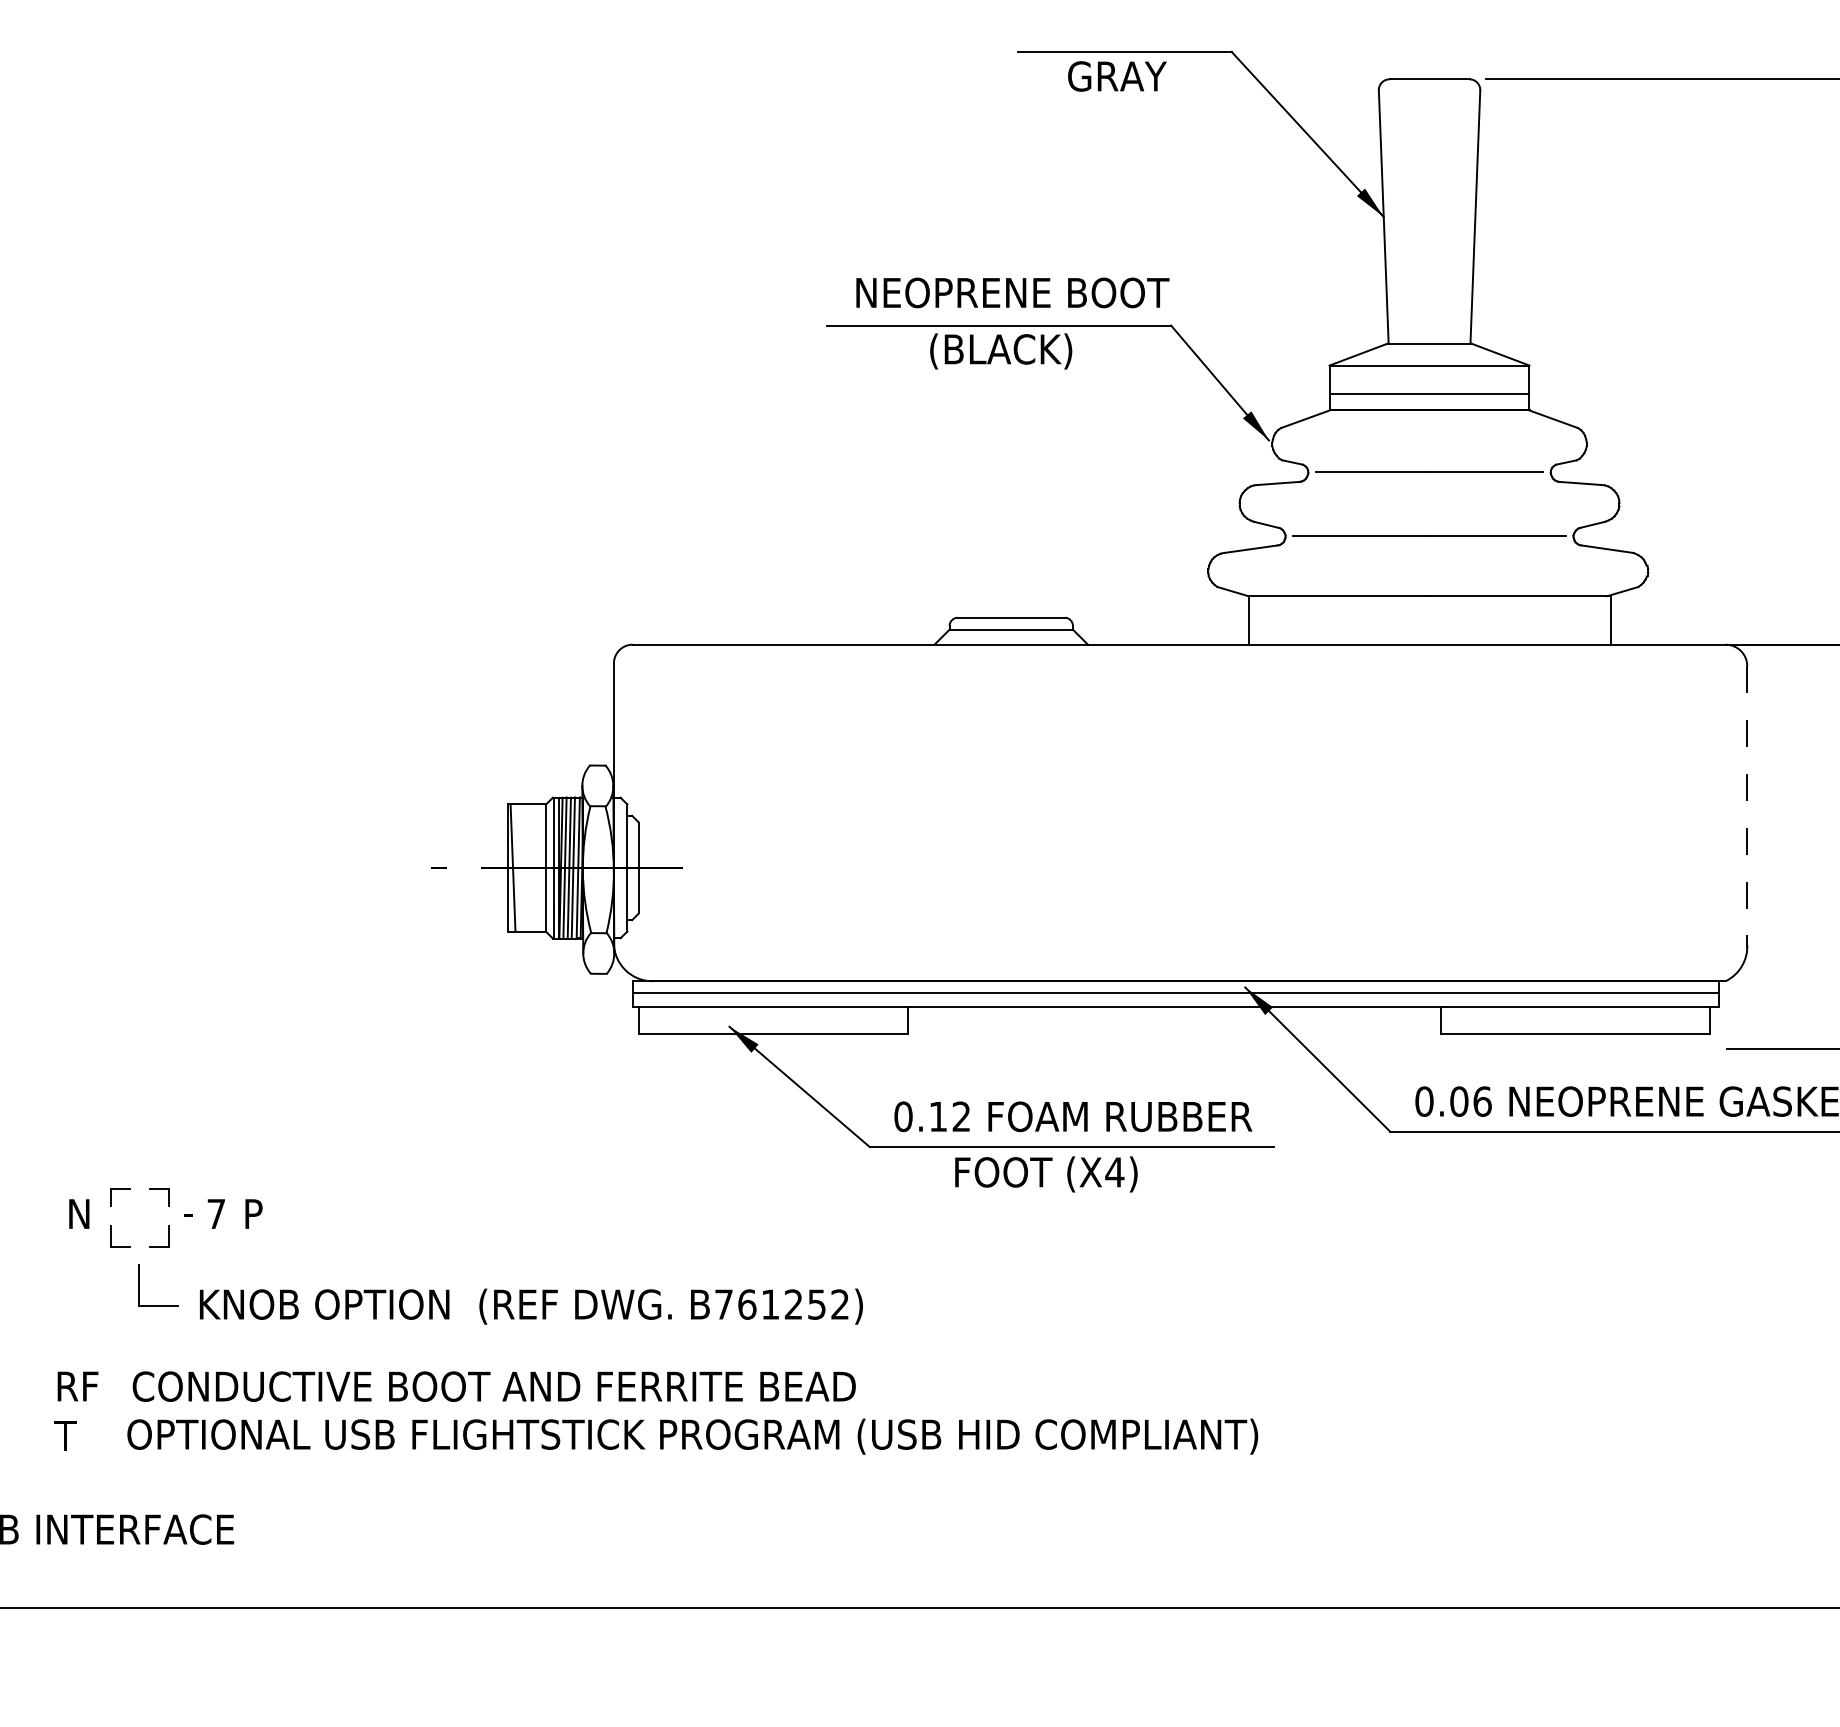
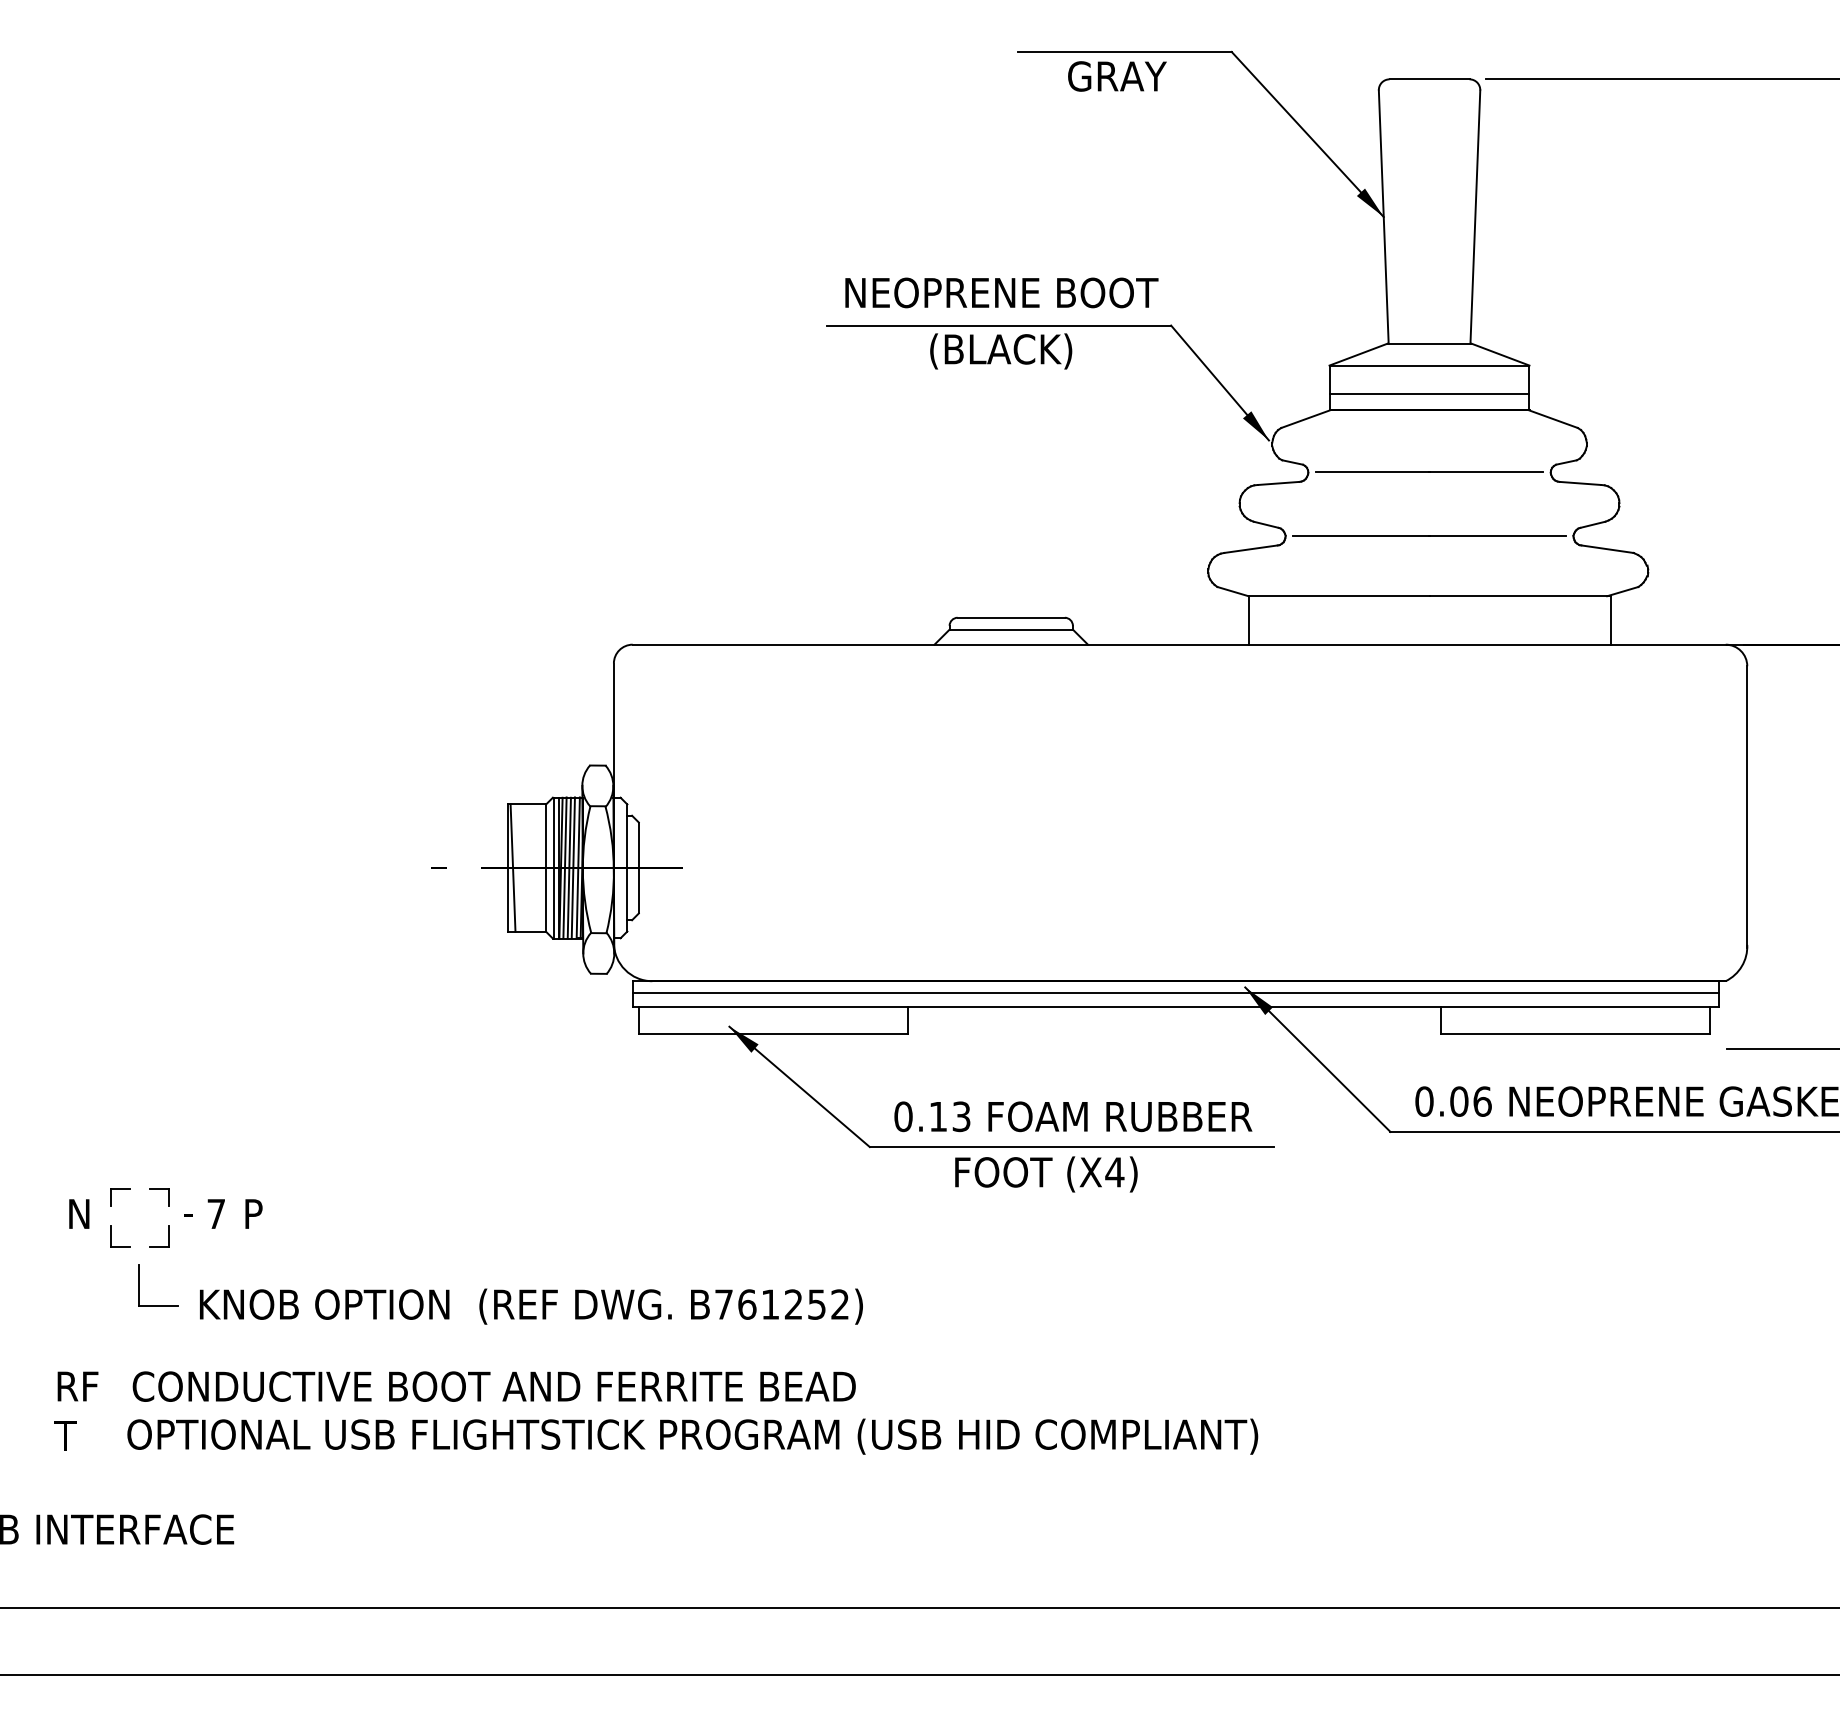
text position: (1012, 292) -> (1001, 292) (1001, 292)
line: dashed -> solid (1747, 807)
text: 0.12 -> 0.13 (961, 1116)
line: none -> present (919, 1675)
